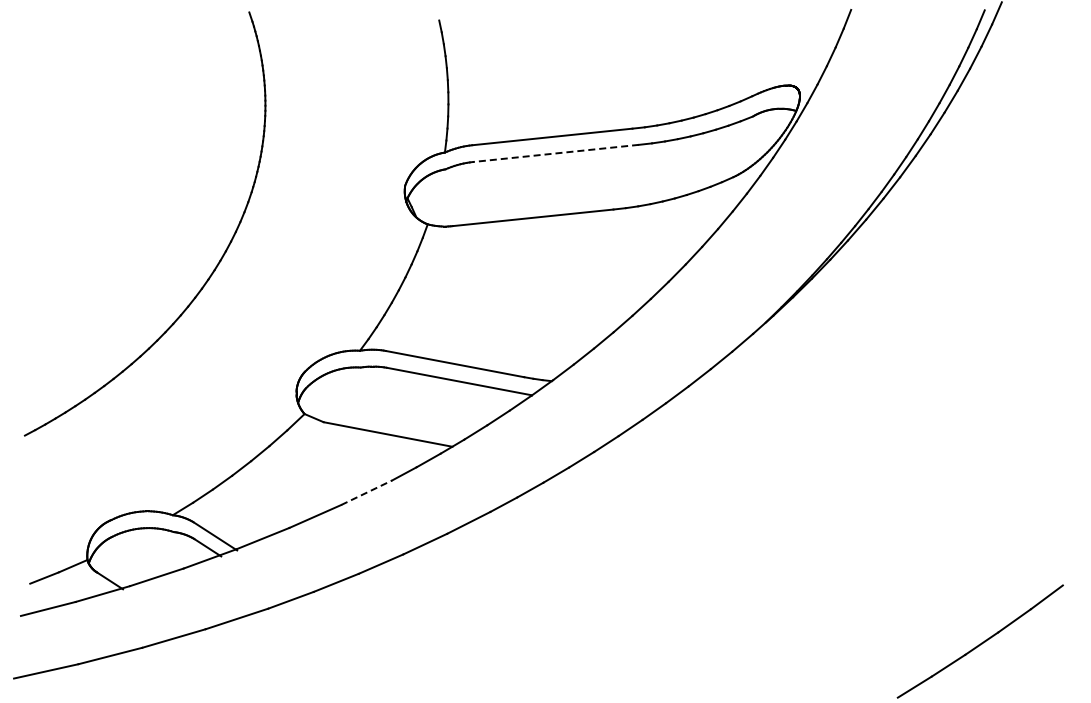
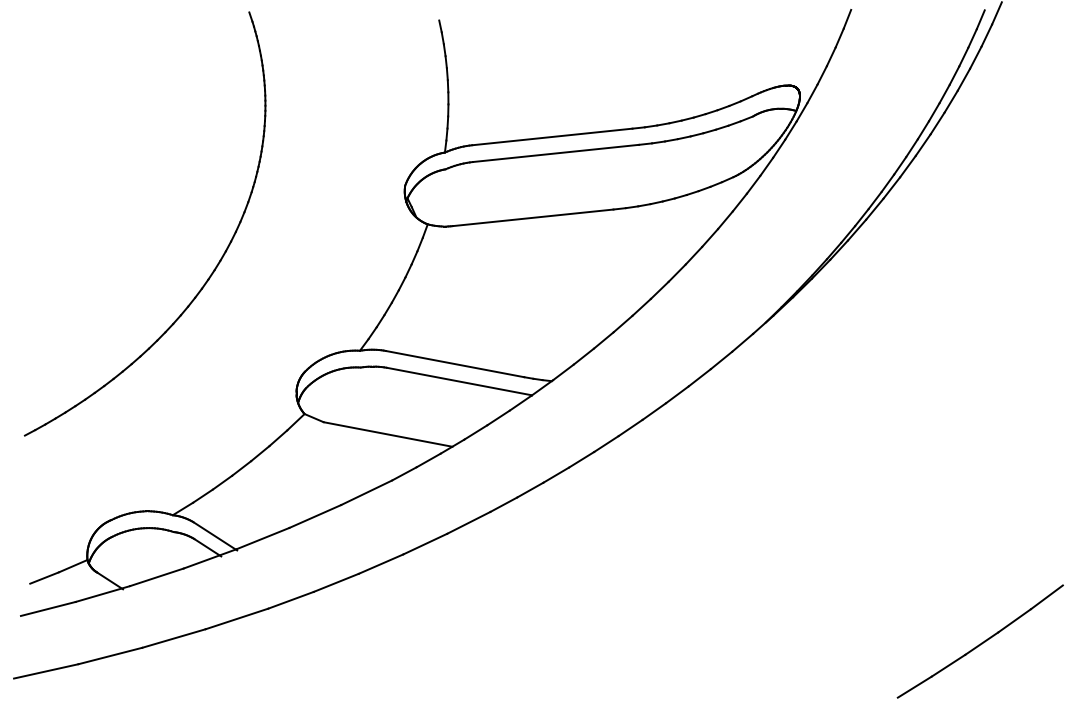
line: dashed -> solid (555, 153)
line: dashed -> solid (367, 492)
